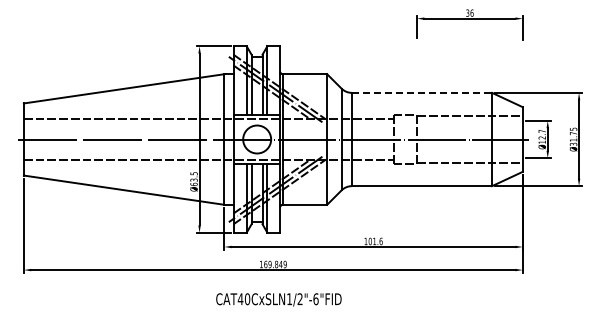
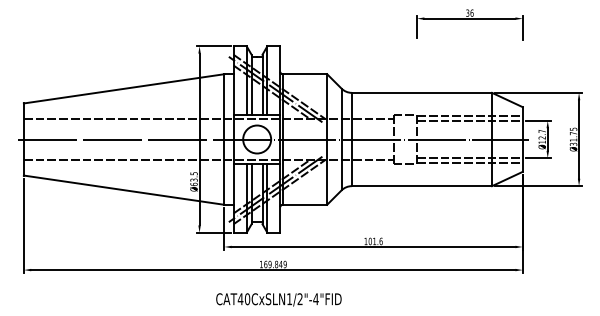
line: dashed -> solid (422, 92)
line: none -> present (469, 120)
line: none -> present (469, 158)
text: CAT40CxSLN1/2"-6"FID -> CAT40CxSLN1/2"-4"FID (315, 299)
